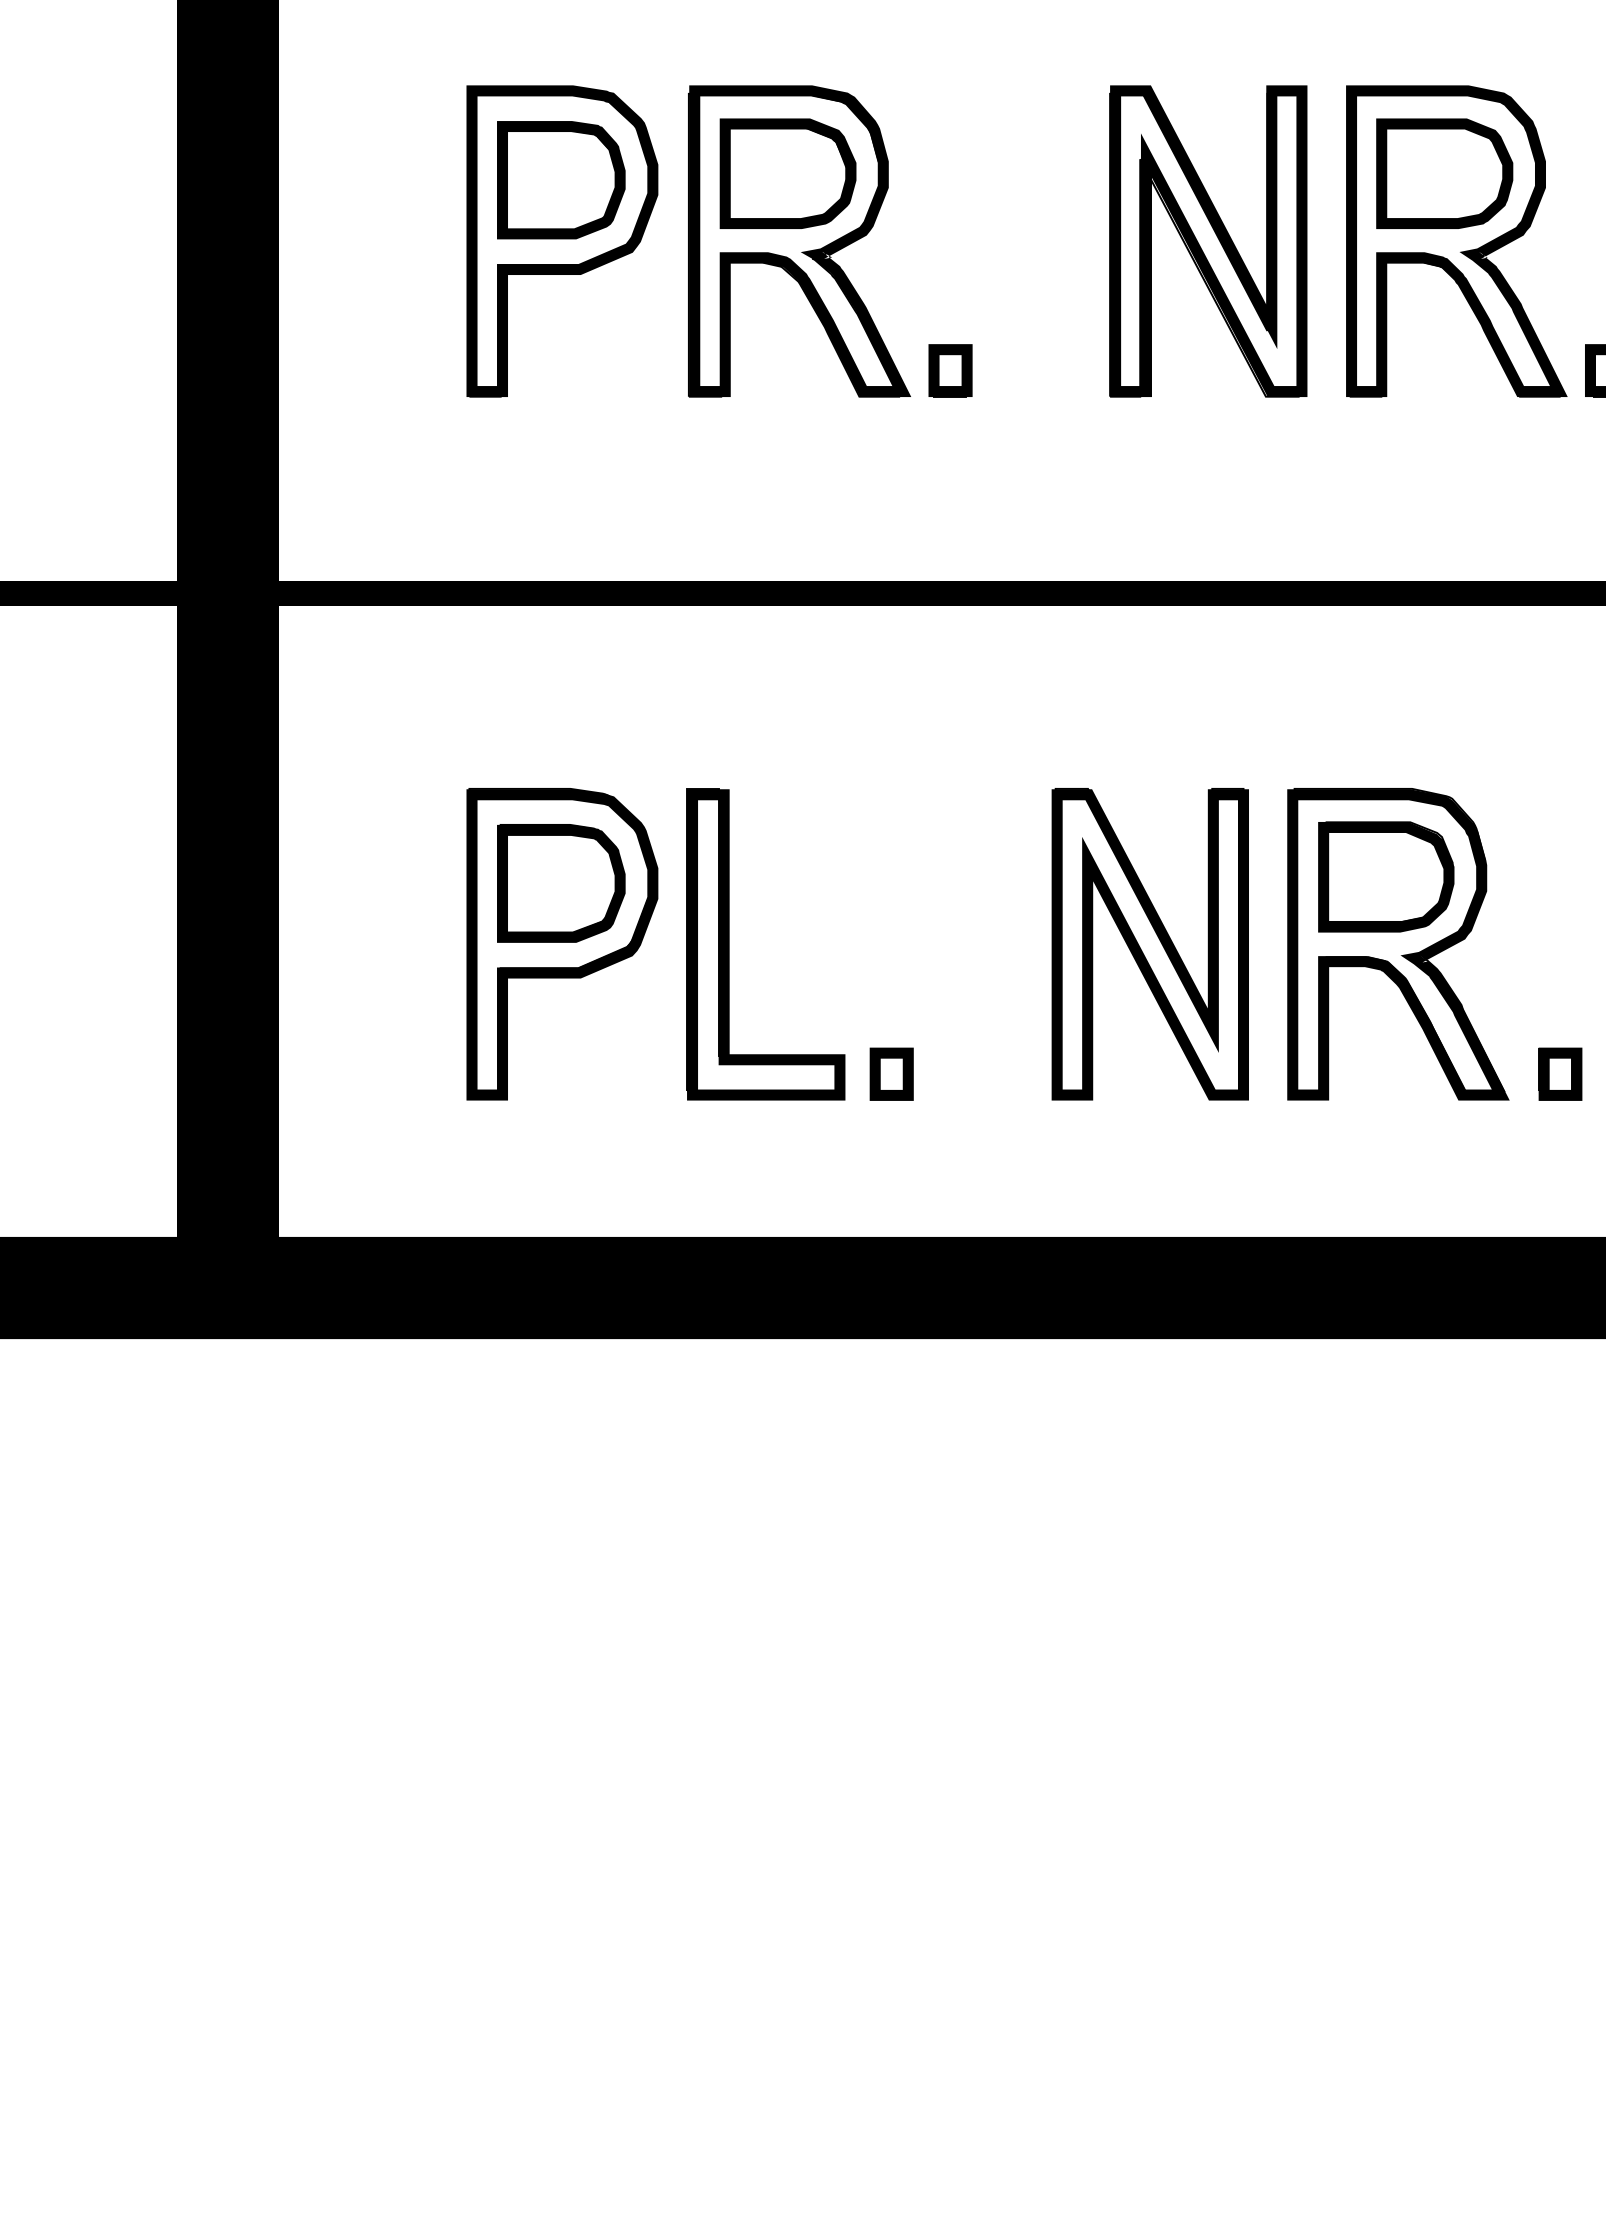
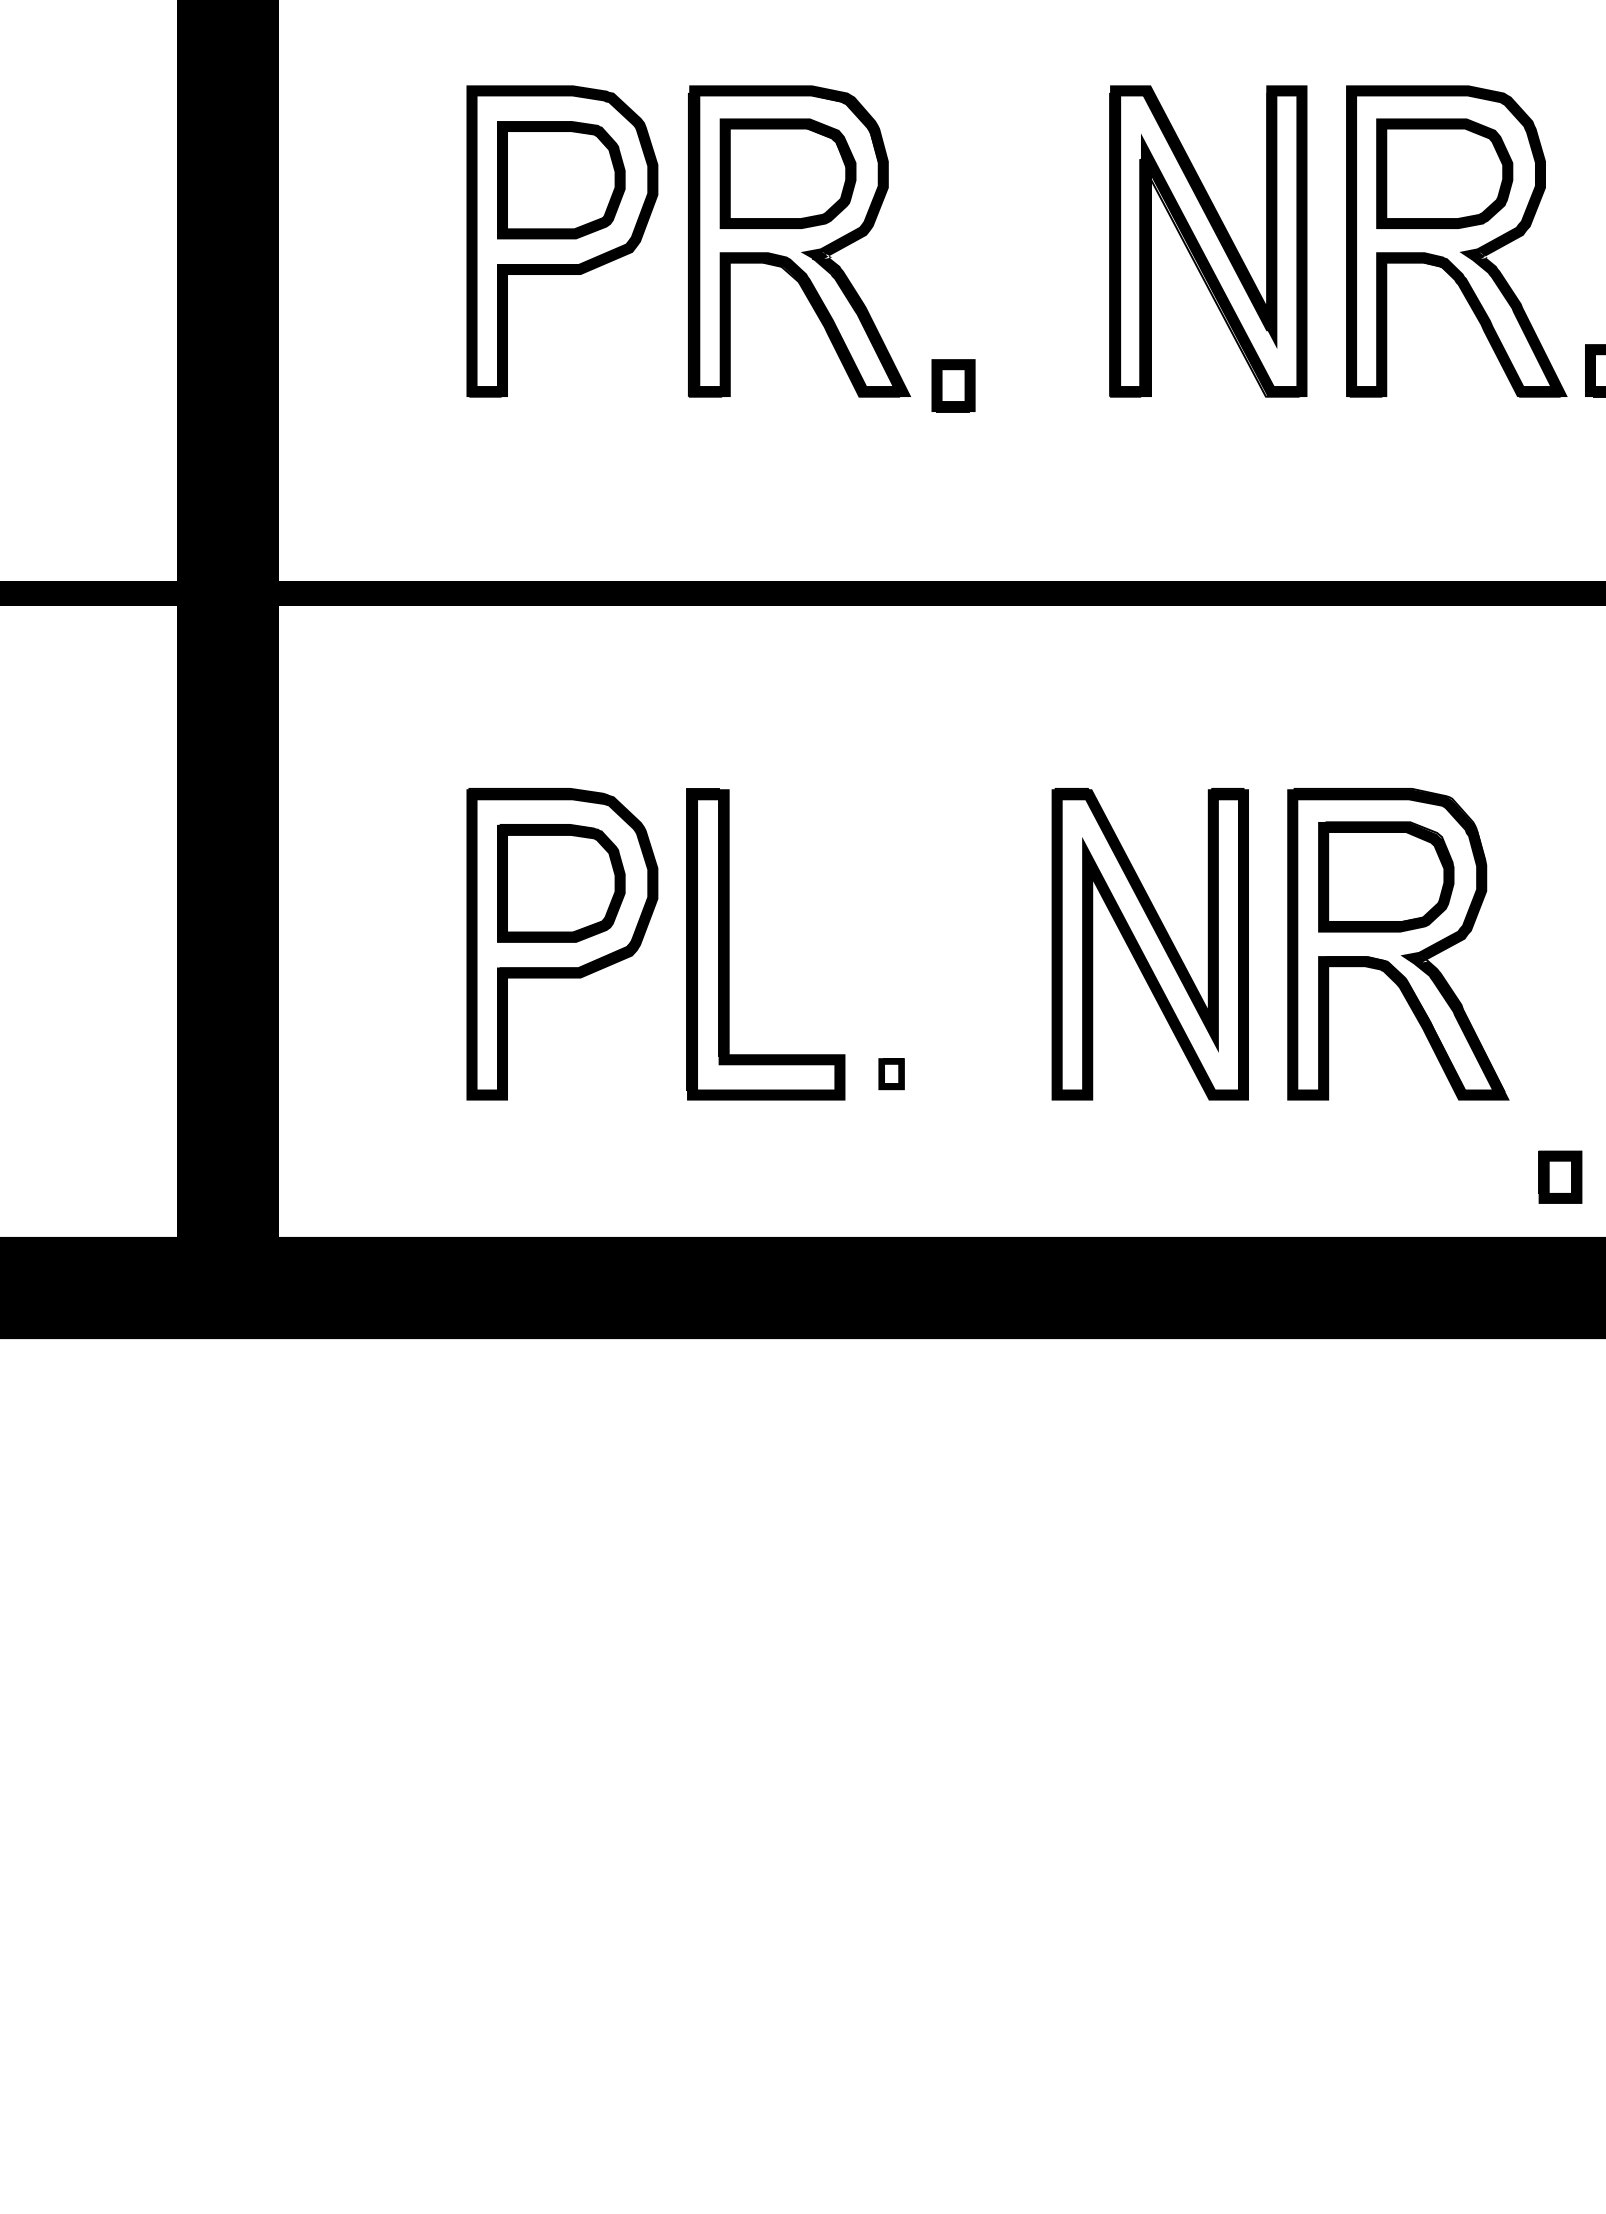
part position: (950, 370) -> (953, 385) (953, 385)
part size: 45x54 px -> 27x33 px (891, 1074)
part position: (1560, 1073) -> (1560, 1176) (1560, 1176)
